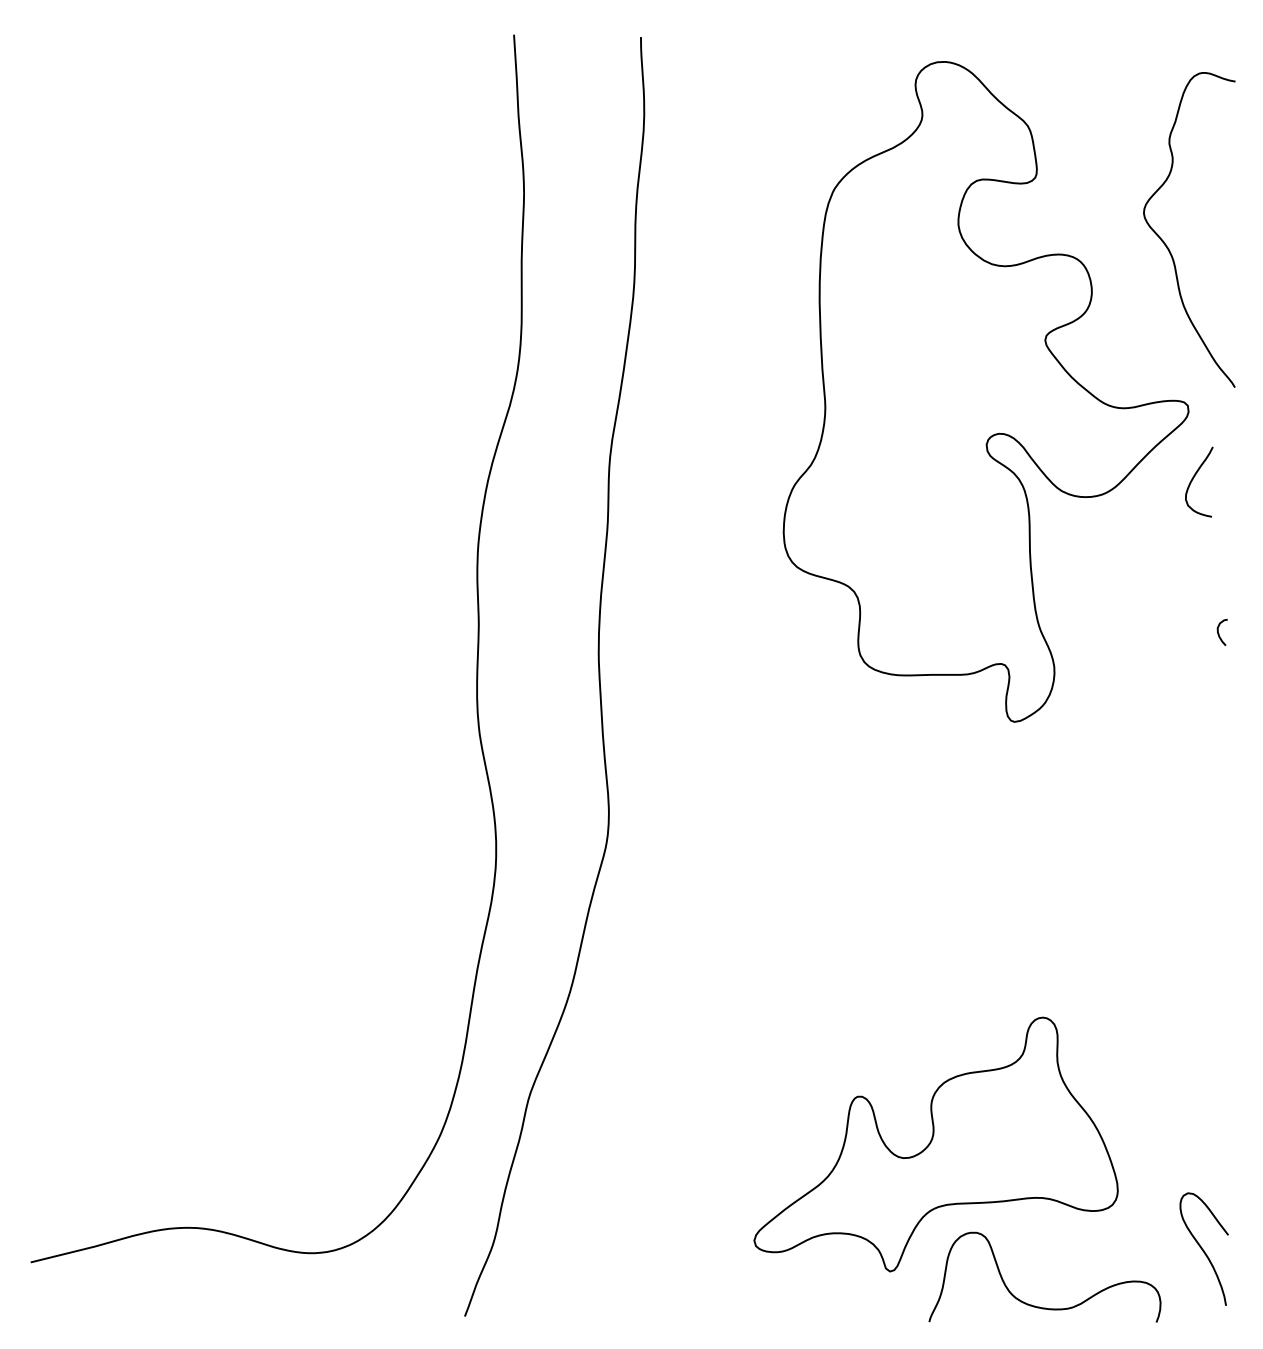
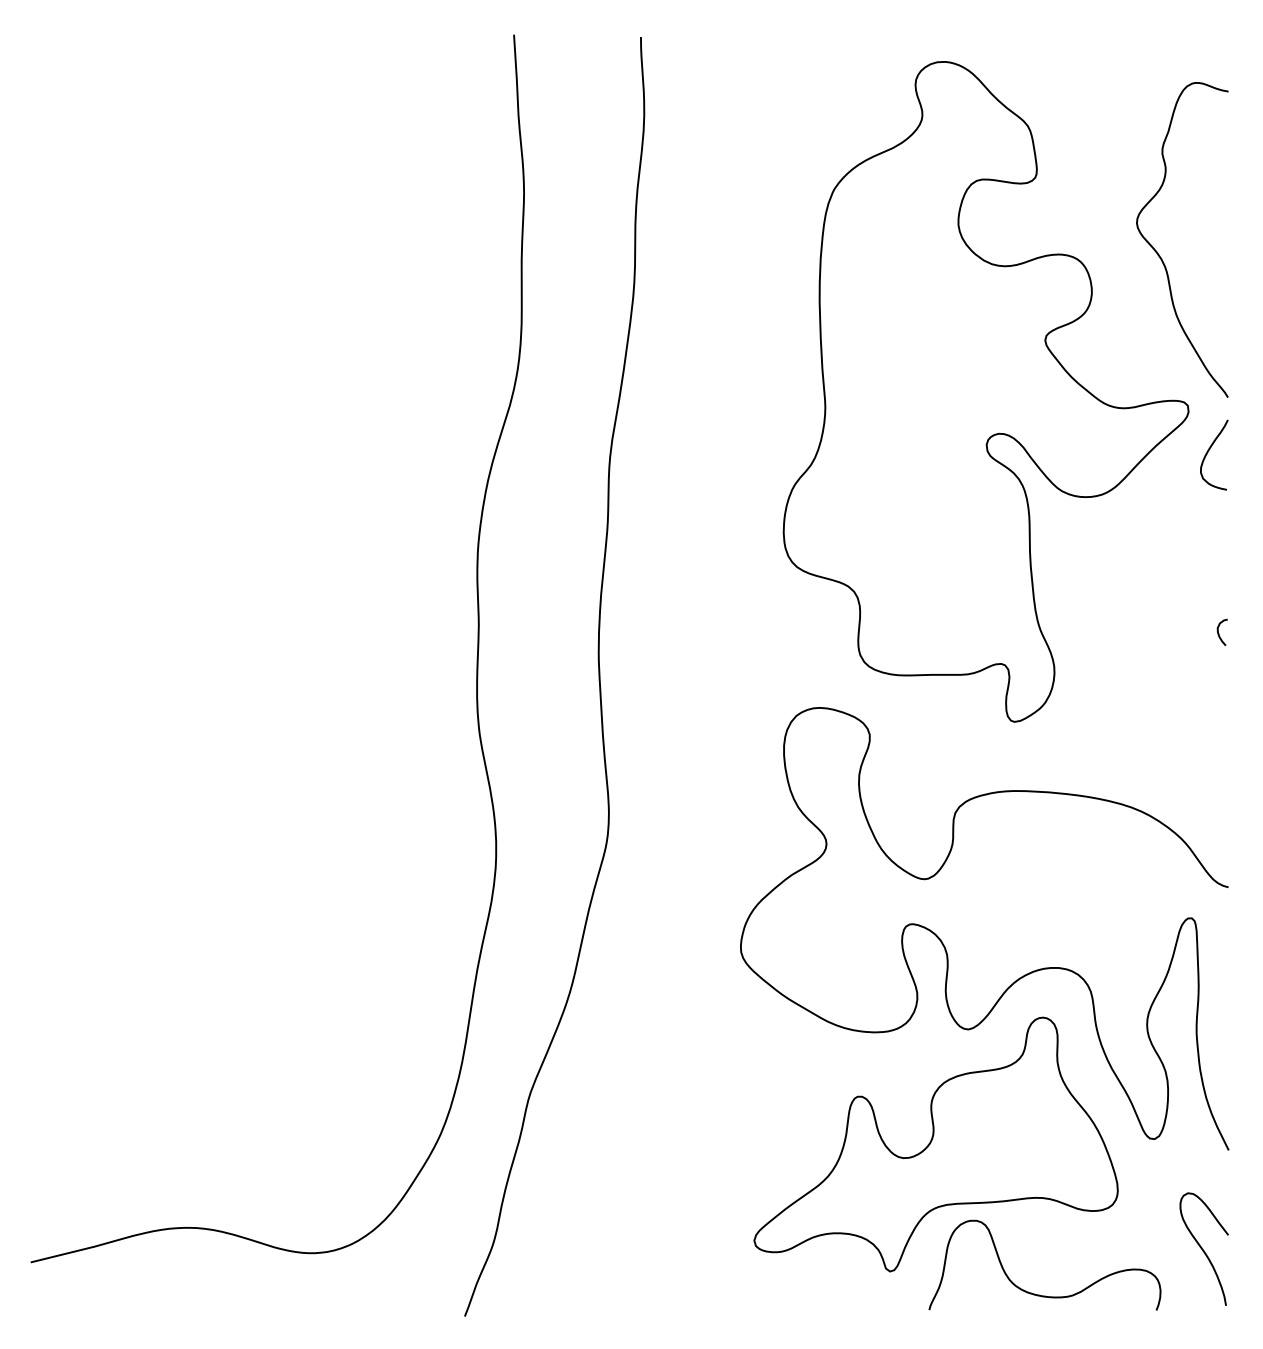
curve position: (1166, 244) -> (1159, 254) (1159, 254)
curve position: (1193, 479) -> (1208, 452) (1208, 452)
curve: none -> present (945, 946)
curve position: (1035, 1305) -> (1035, 1293) (1035, 1293)
